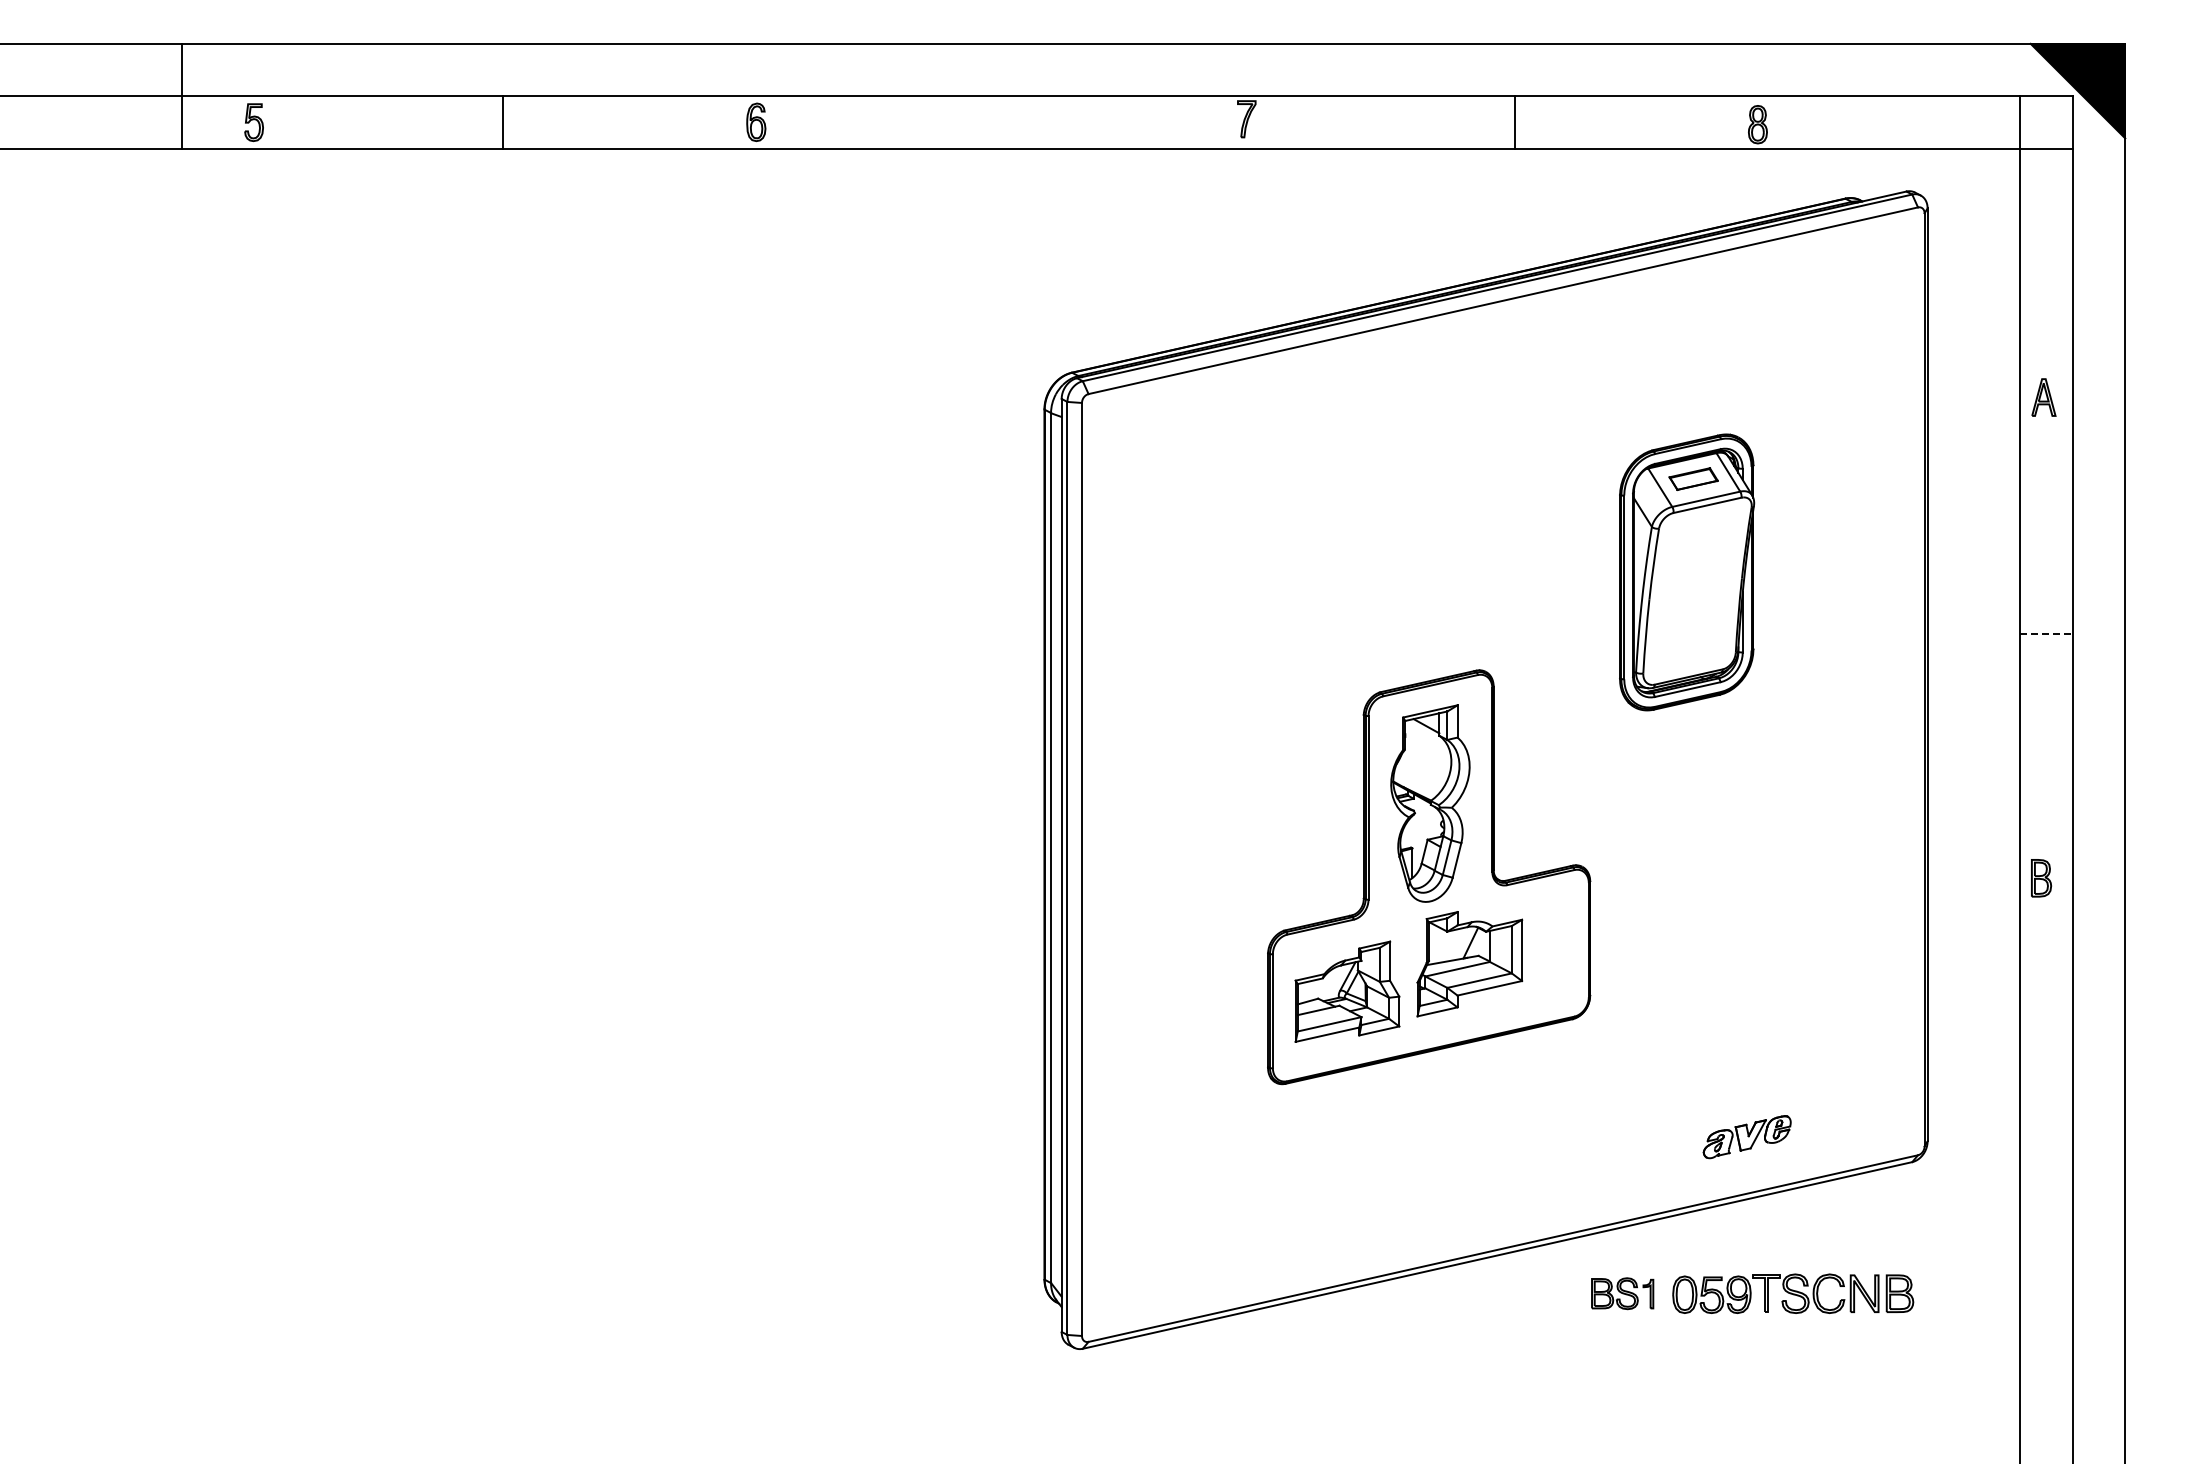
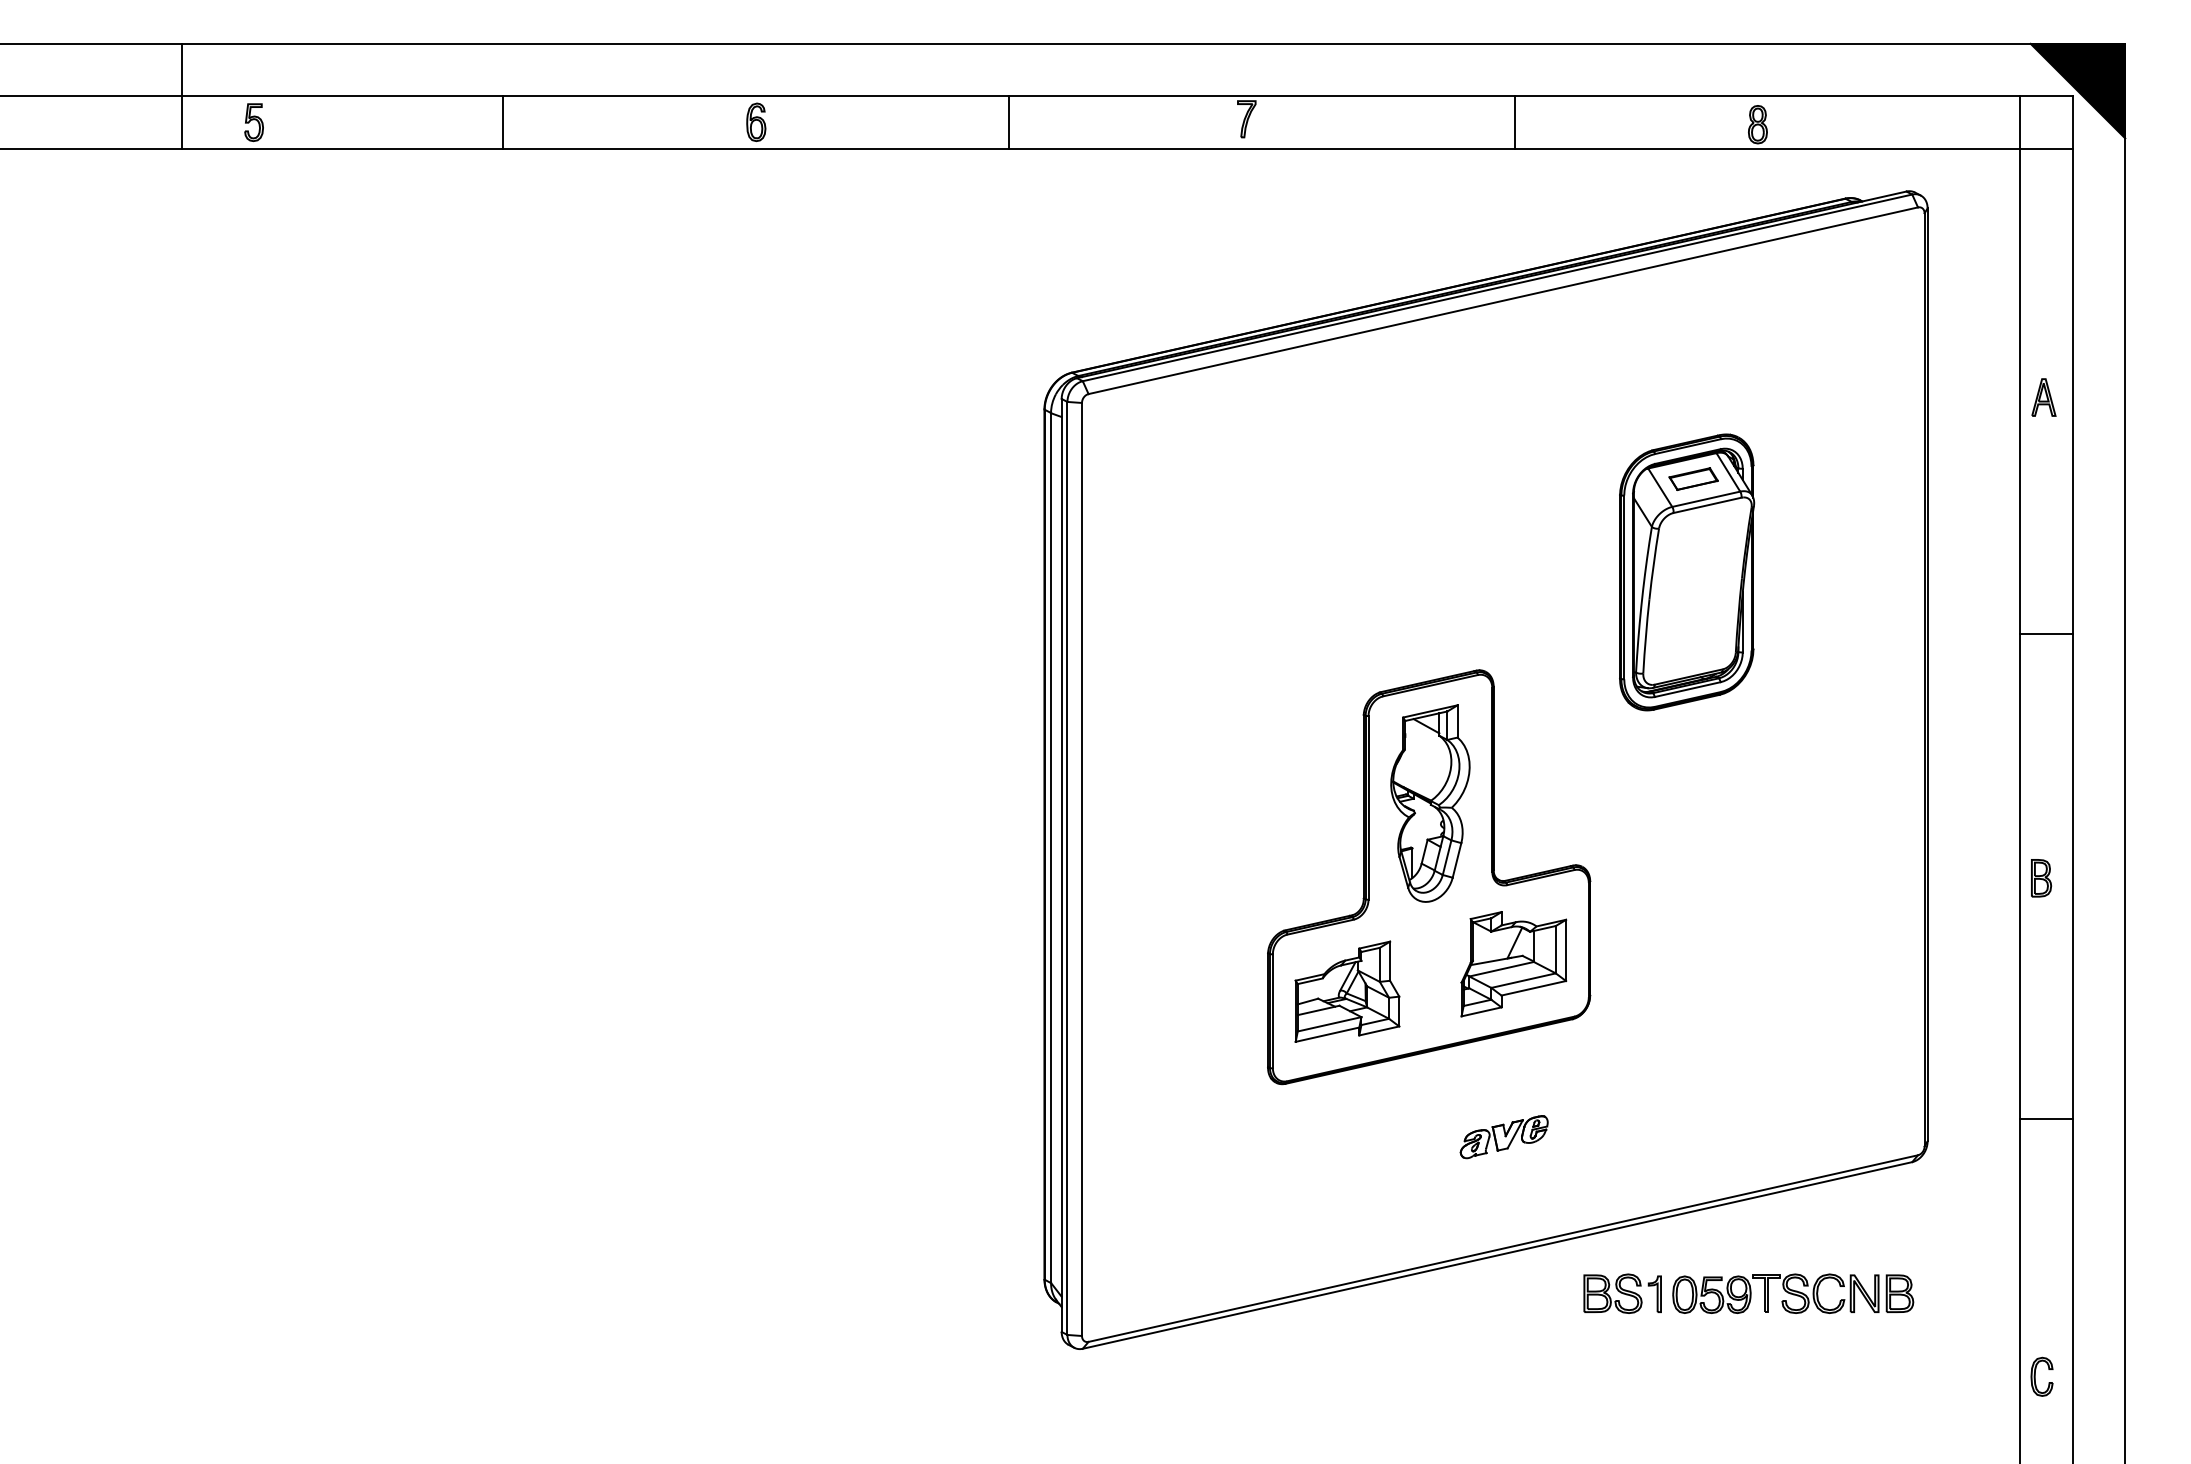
line: none -> present (1008, 122)
line: dashed -> solid (2046, 633)
part position: (1469, 964) -> (1513, 964) (1513, 964)
line: none -> present (2046, 1119)
part position: (1746, 1137) -> (1503, 1137) (1503, 1137)
part size: 64x34 px -> 79x41 px (1622, 1293)
part: none -> present (2041, 1376)
